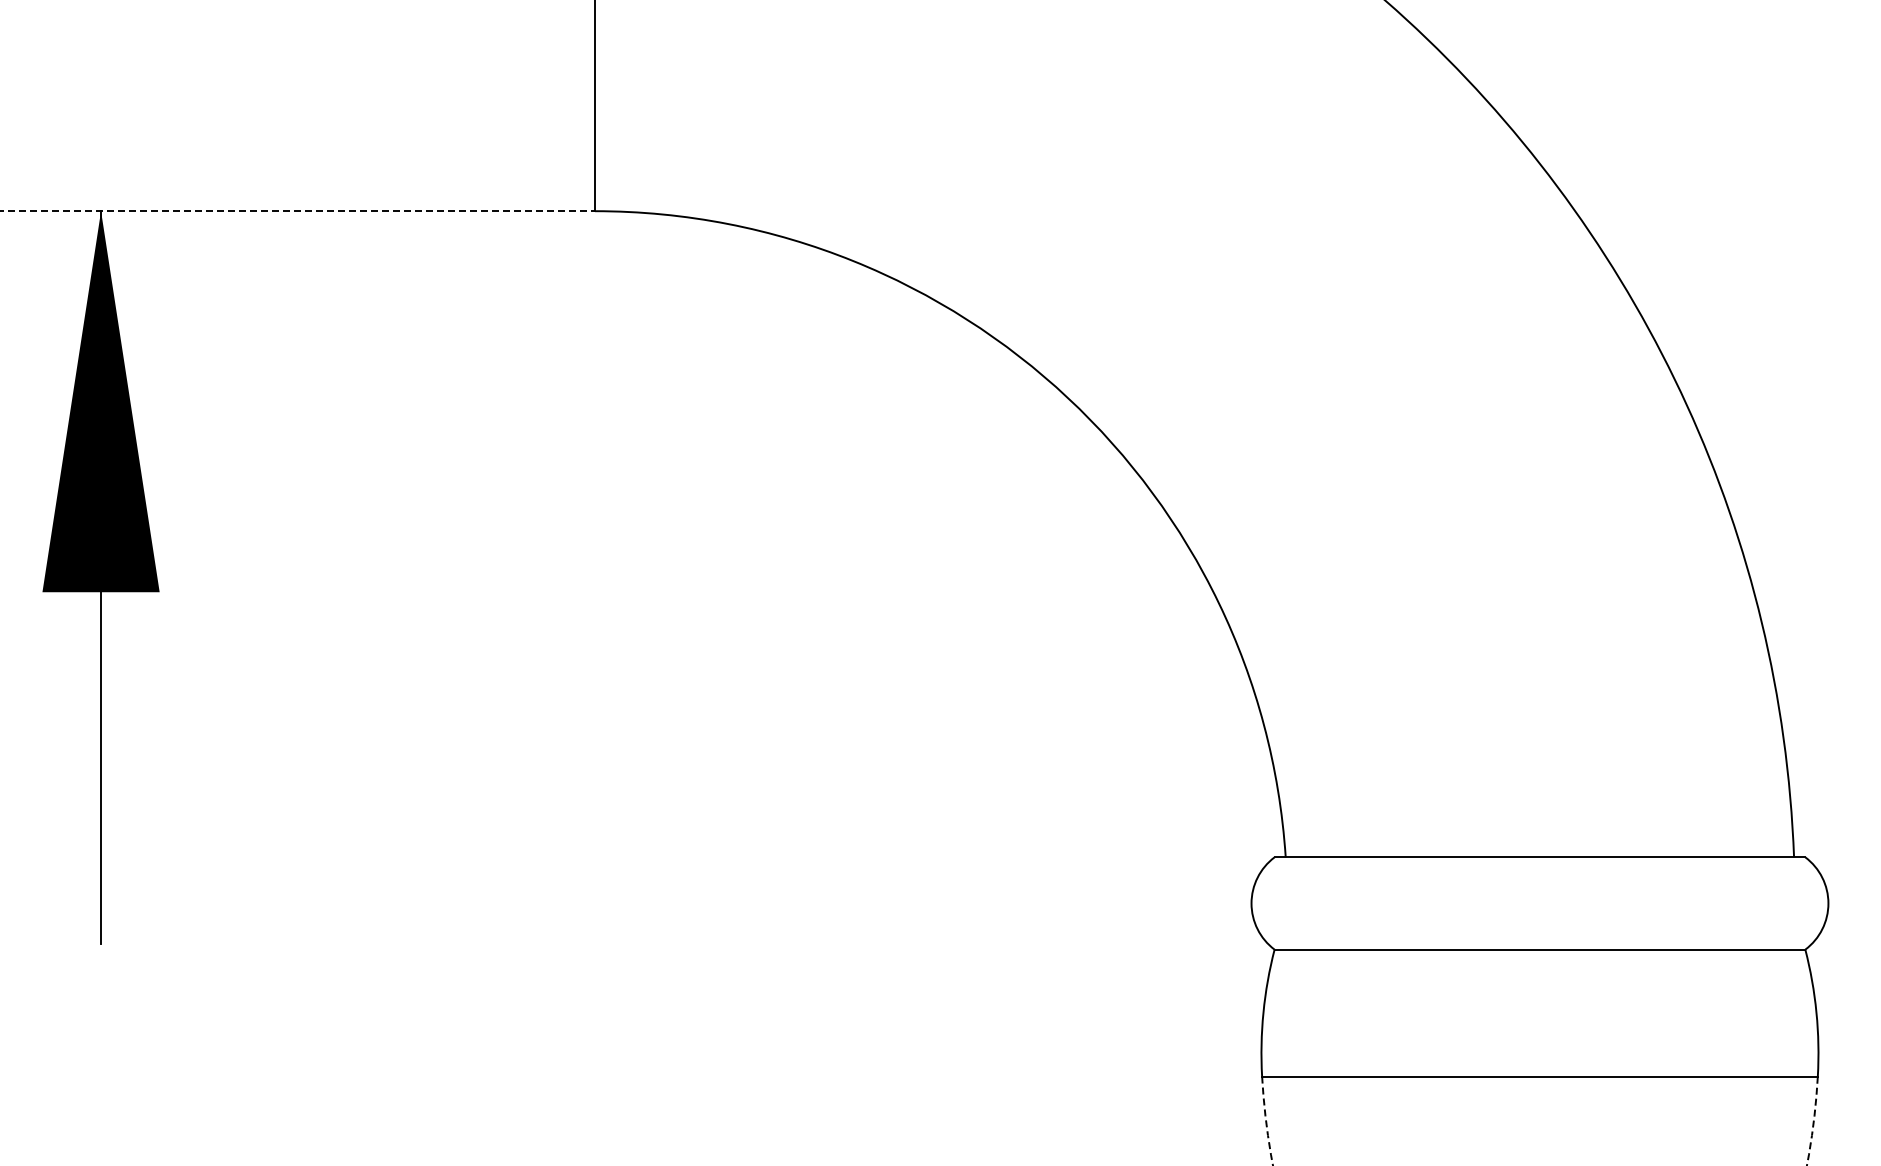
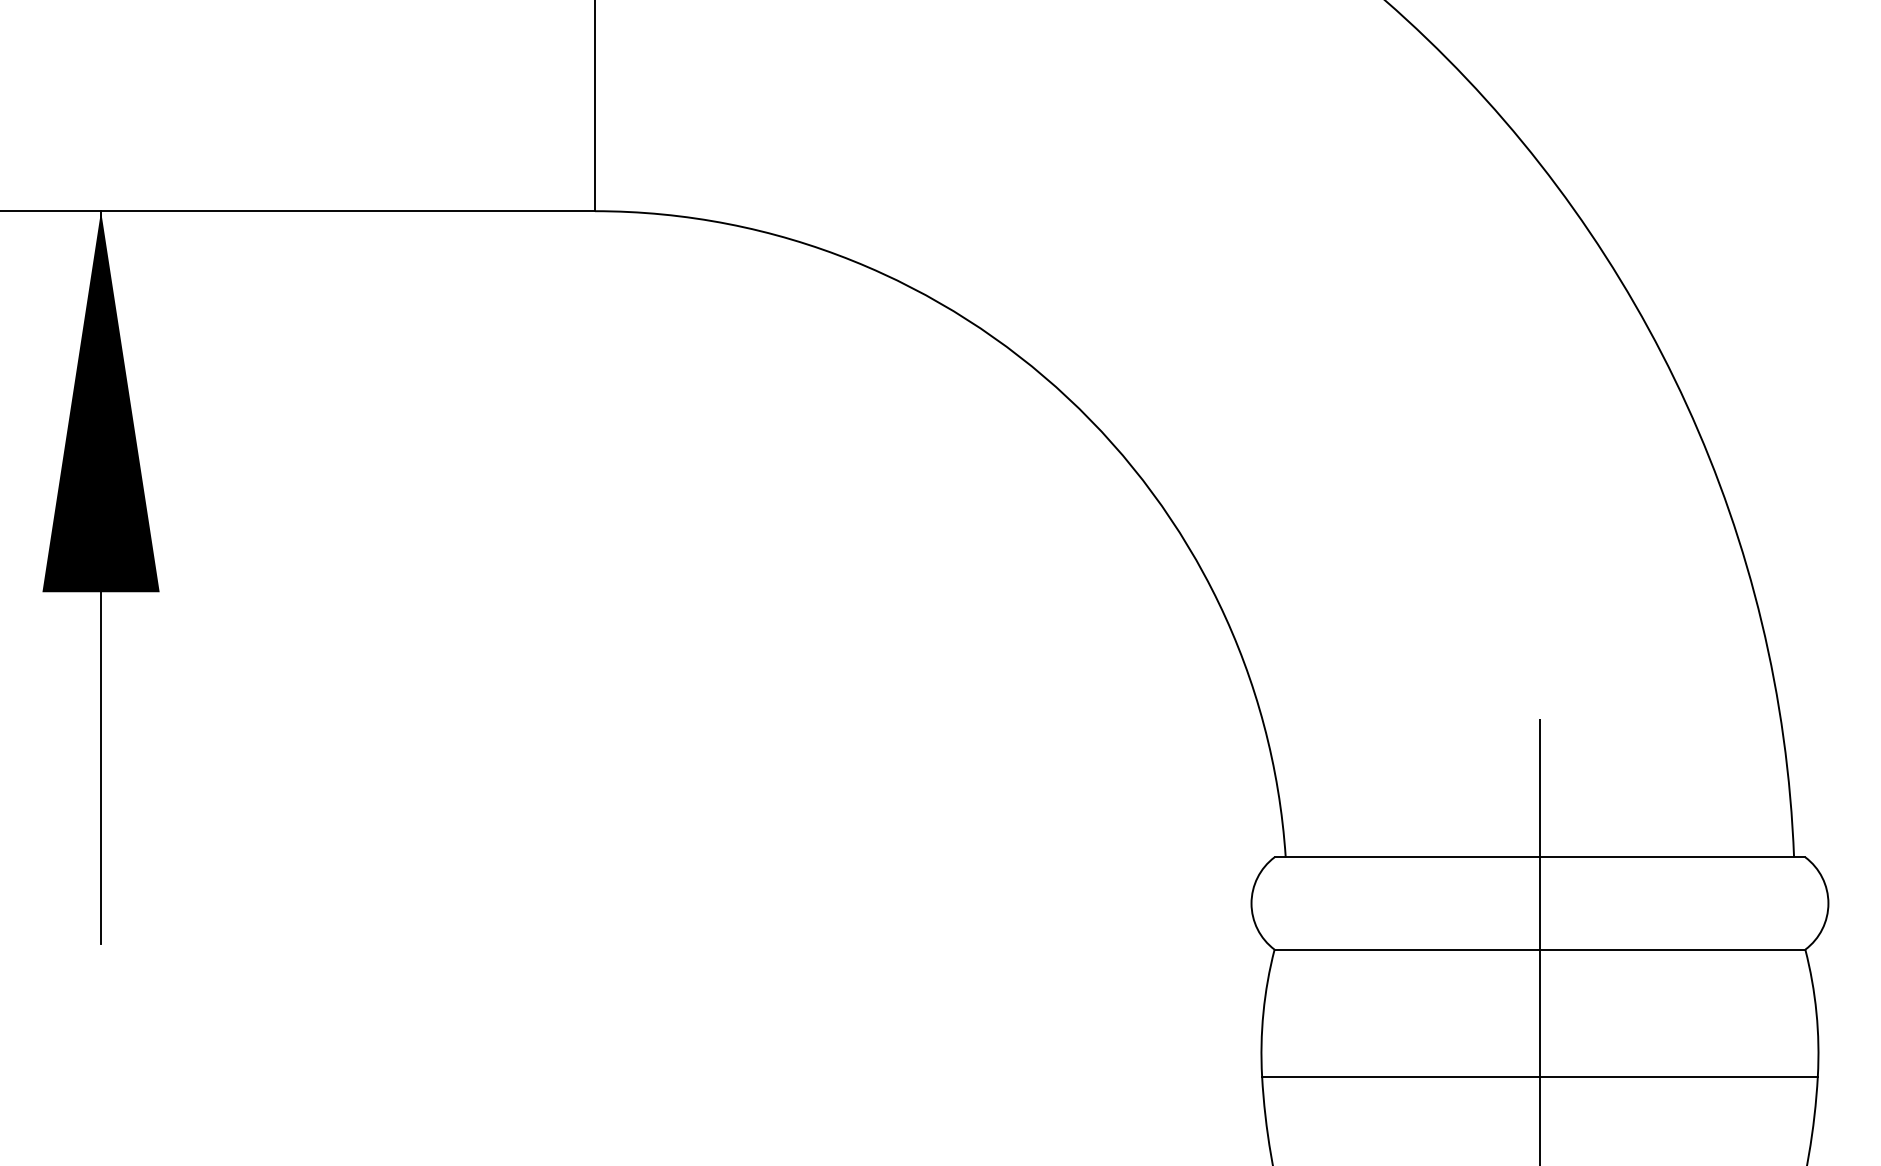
line: dashed -> solid (298, 211)
line: none -> present (1539, 940)
arc: dashed -> solid (1813, 1120)
arc: dashed -> solid (1266, 1121)
